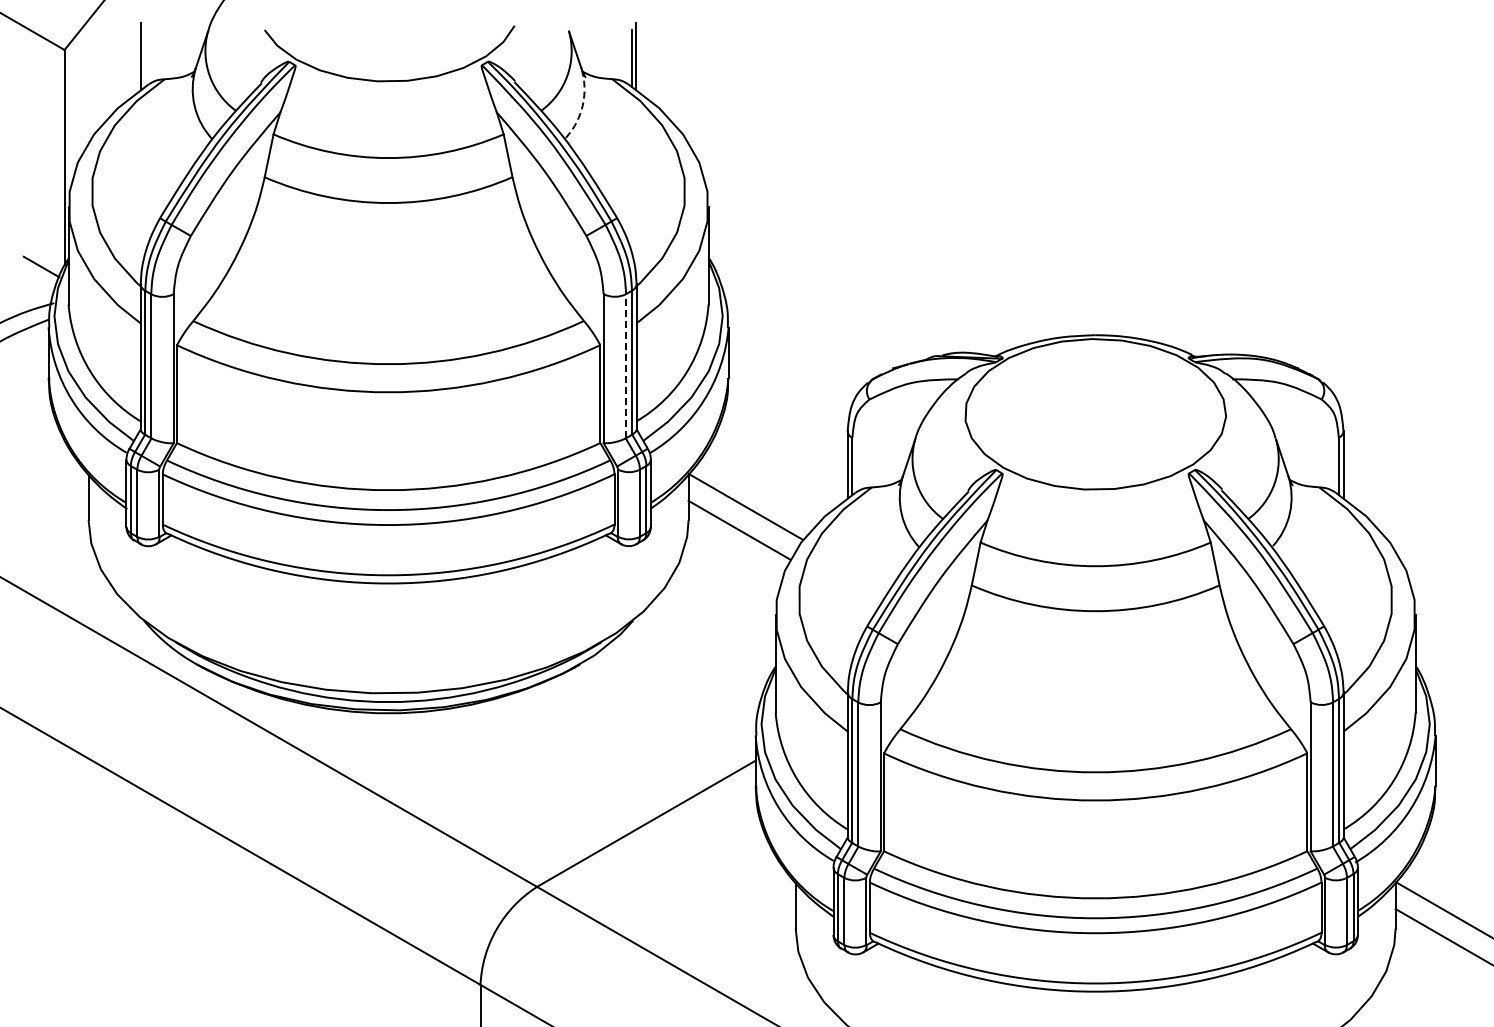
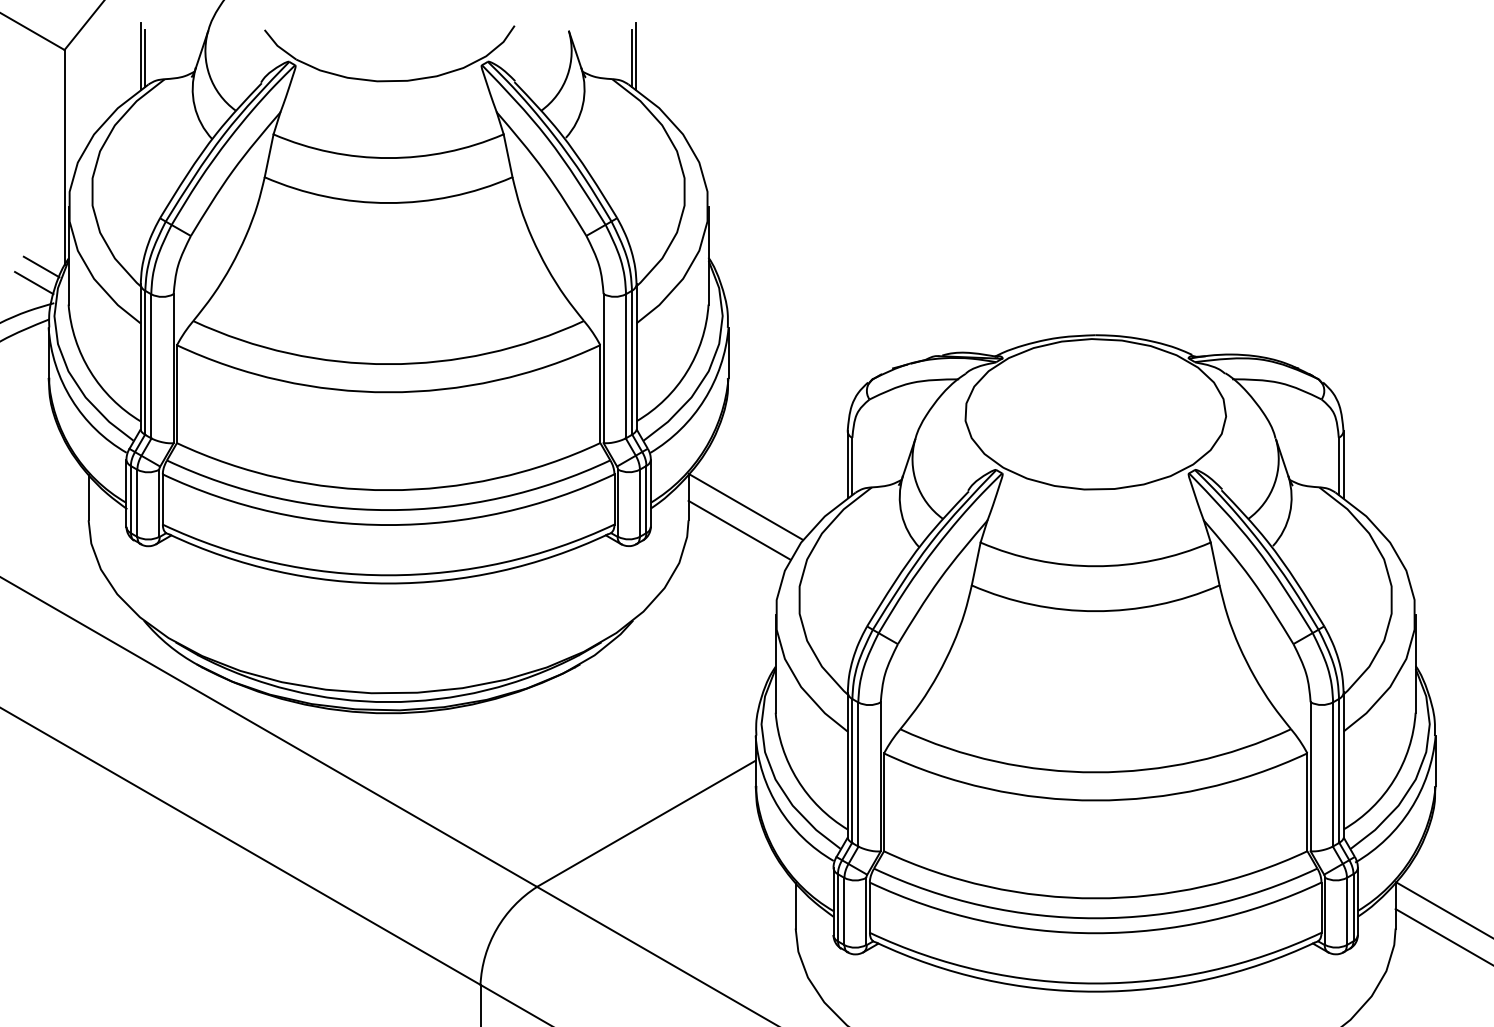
line: none -> present (145, 57)
arc: dashed -> solid (582, 105)
line: none -> present (34, 282)
line: dashed -> solid (626, 365)
